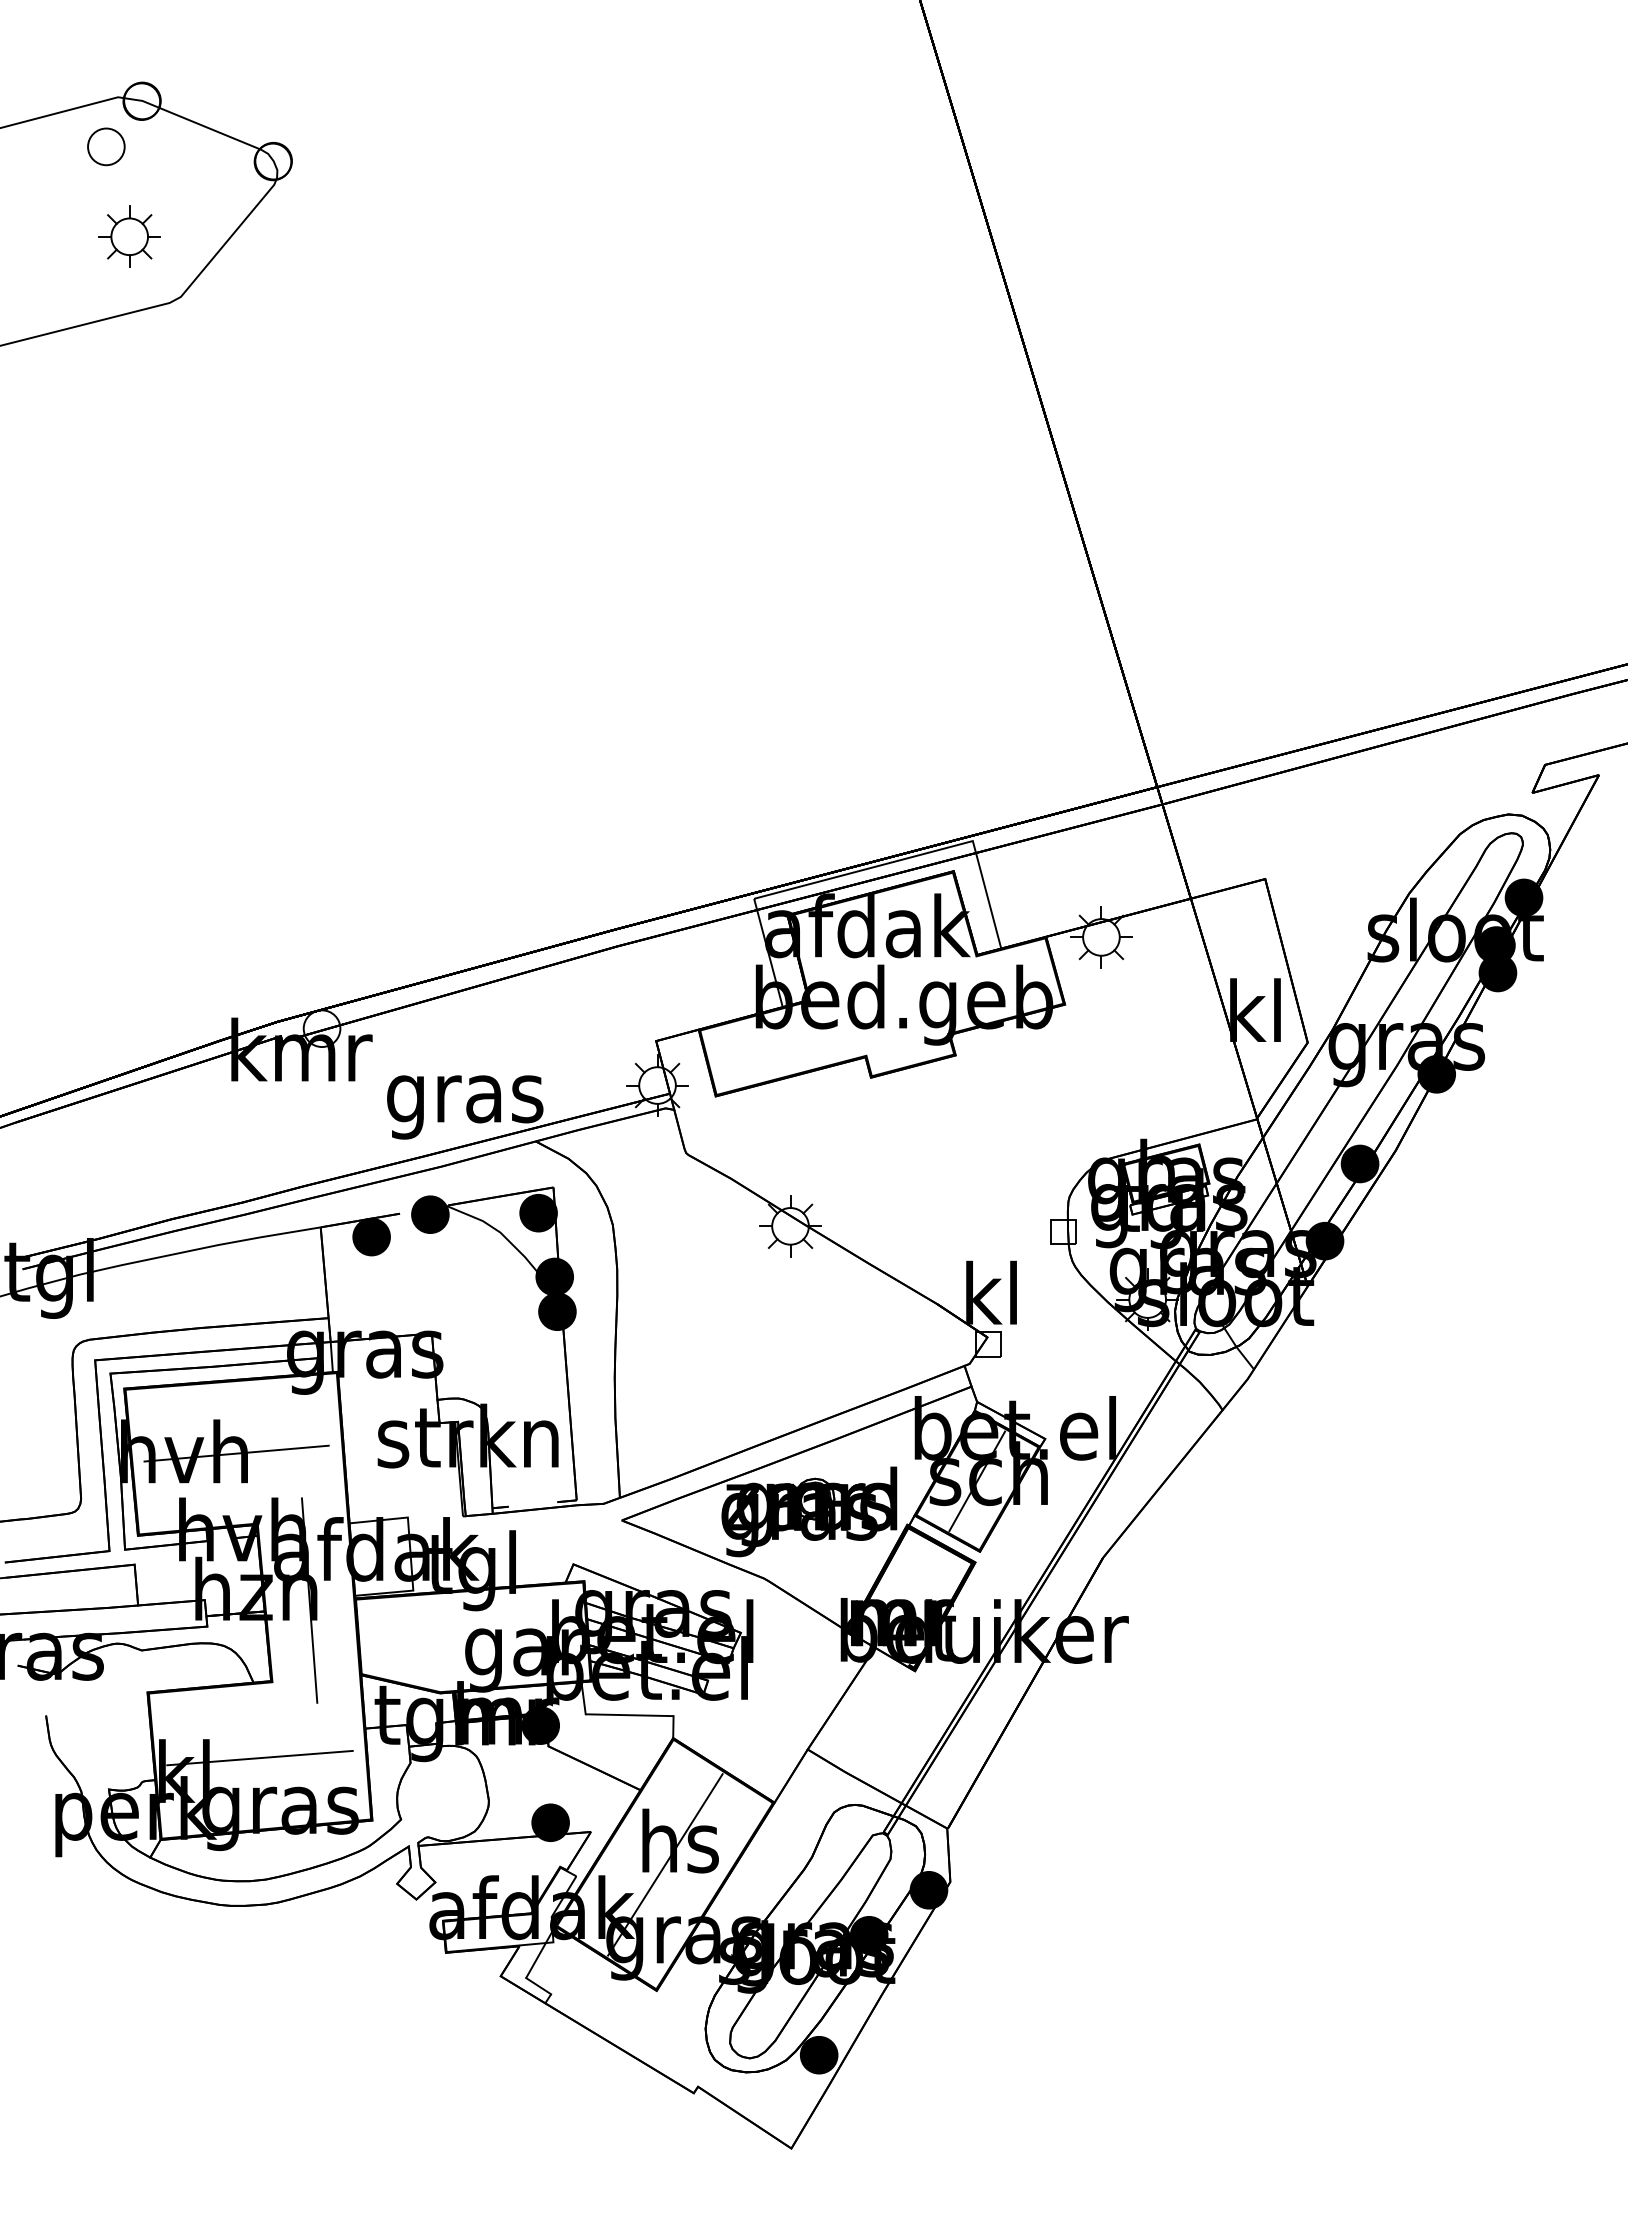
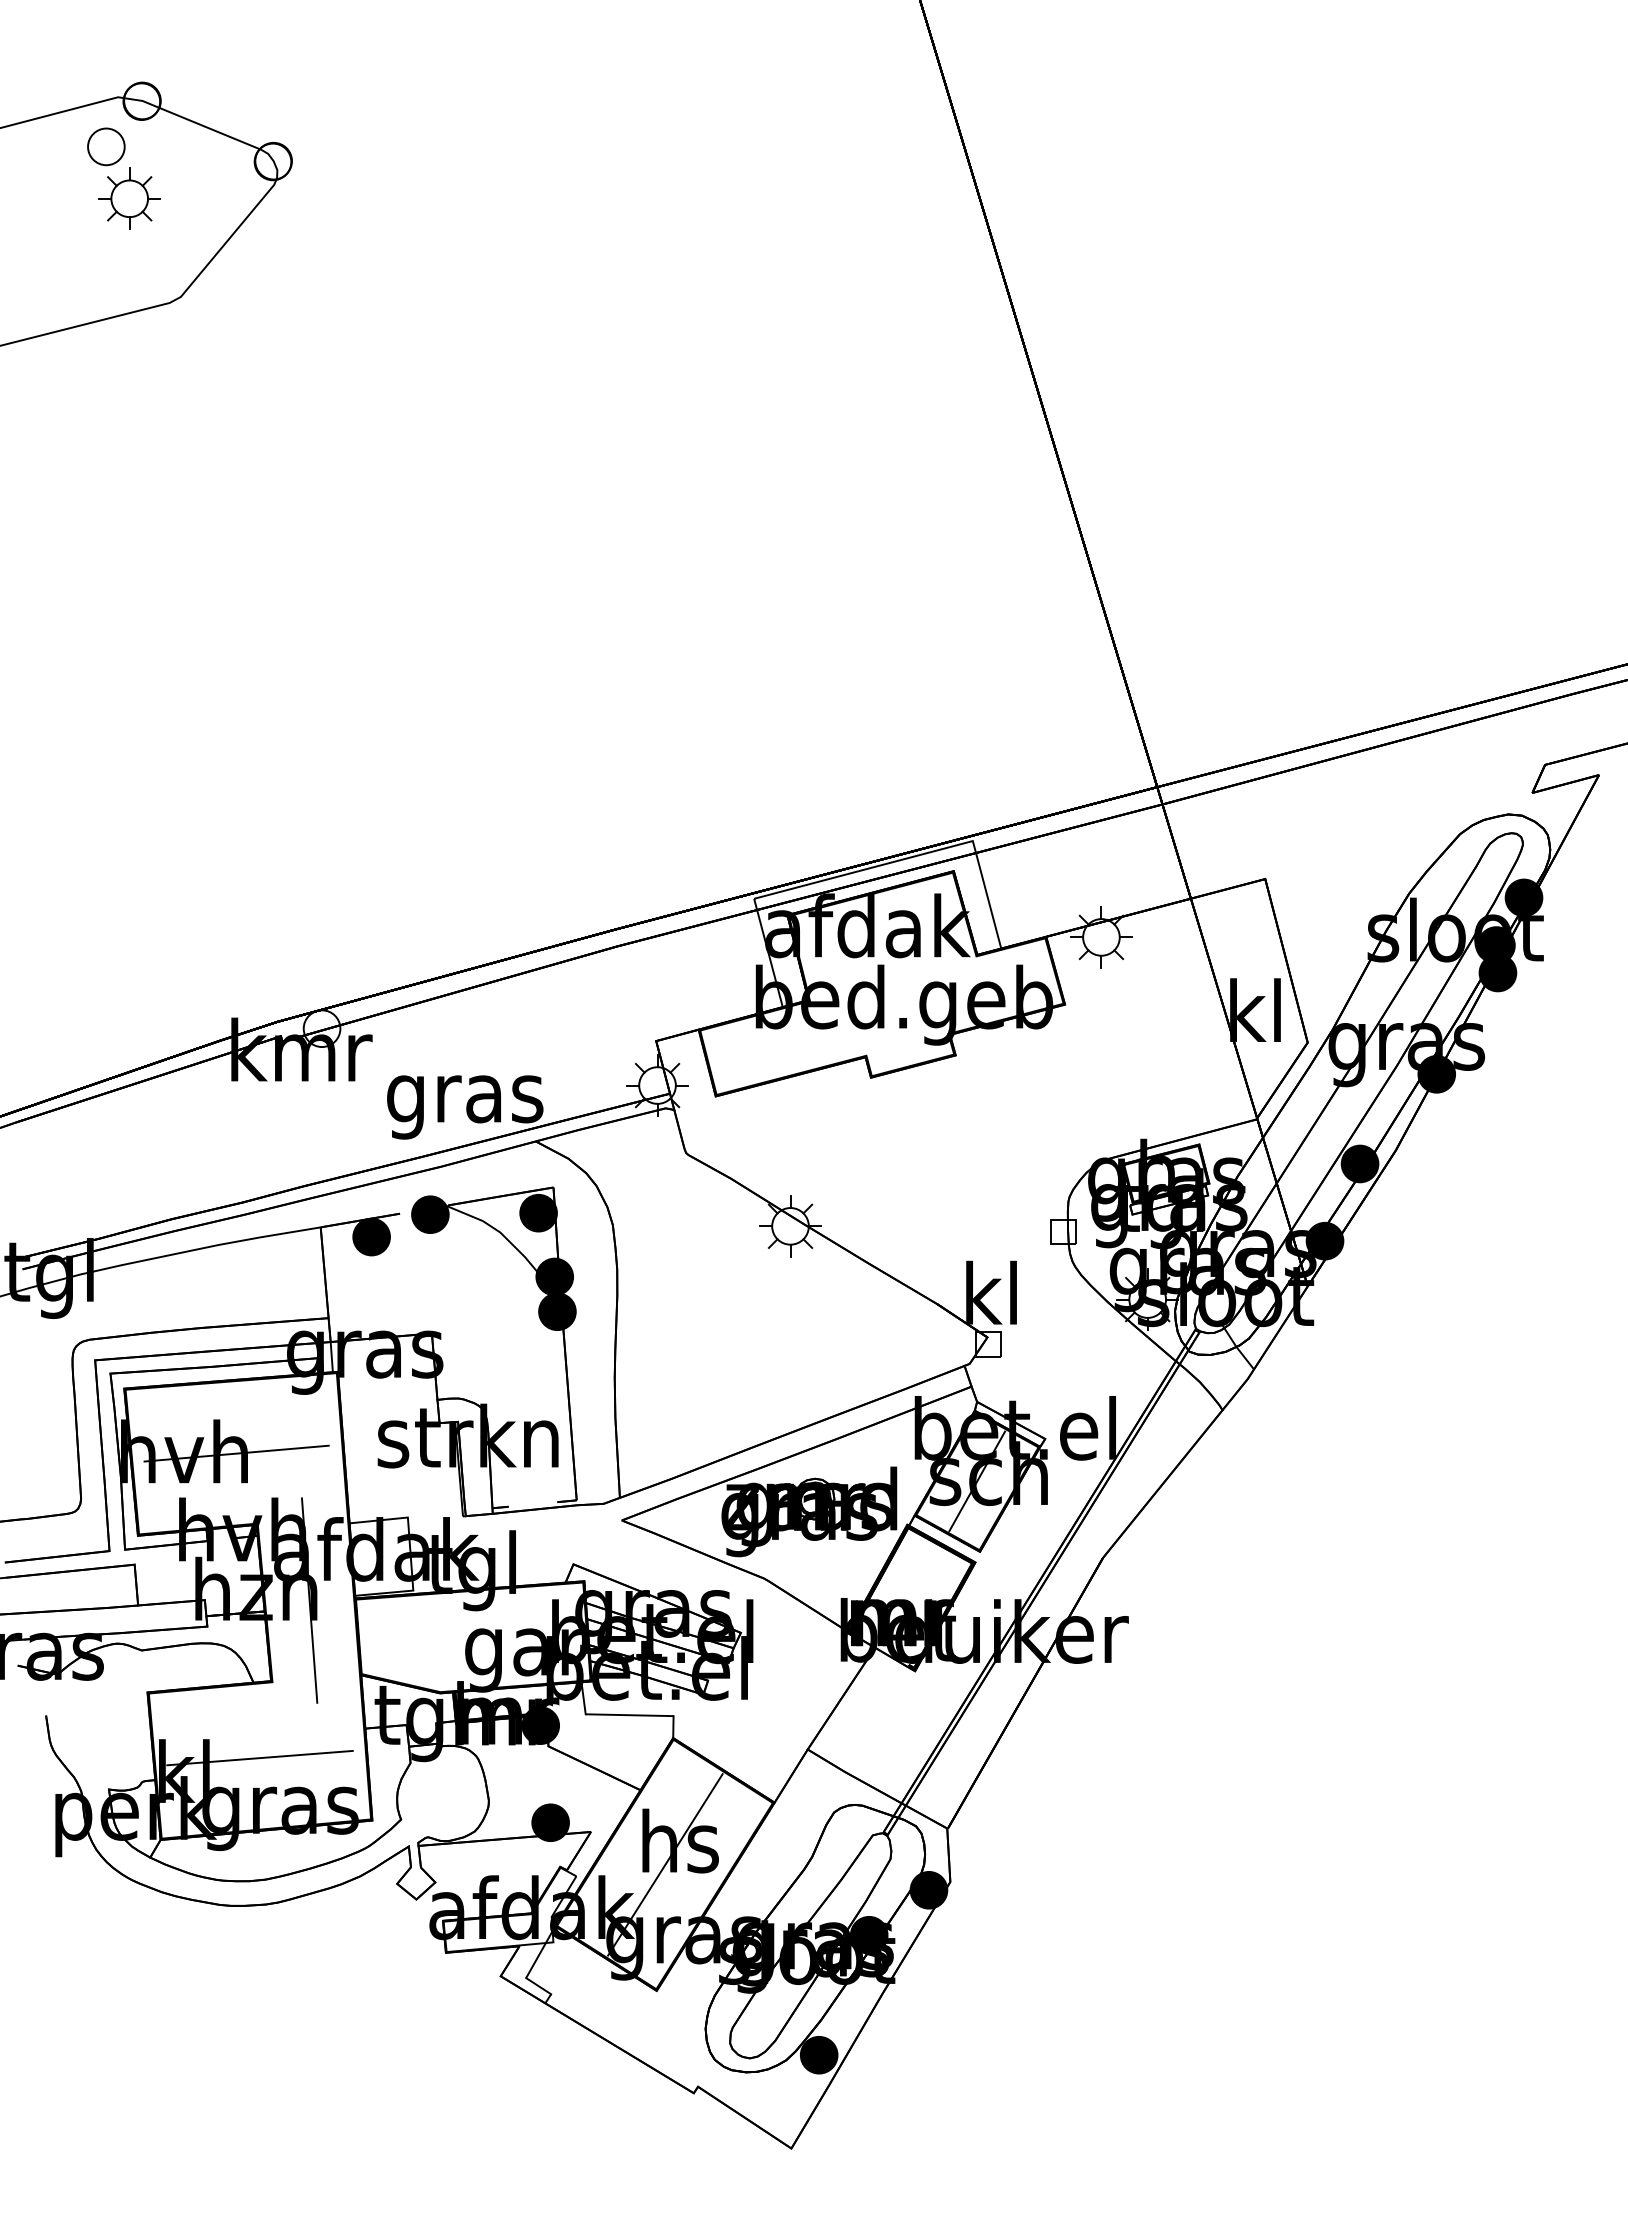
part position: (129, 236) -> (129, 198) (129, 198)
